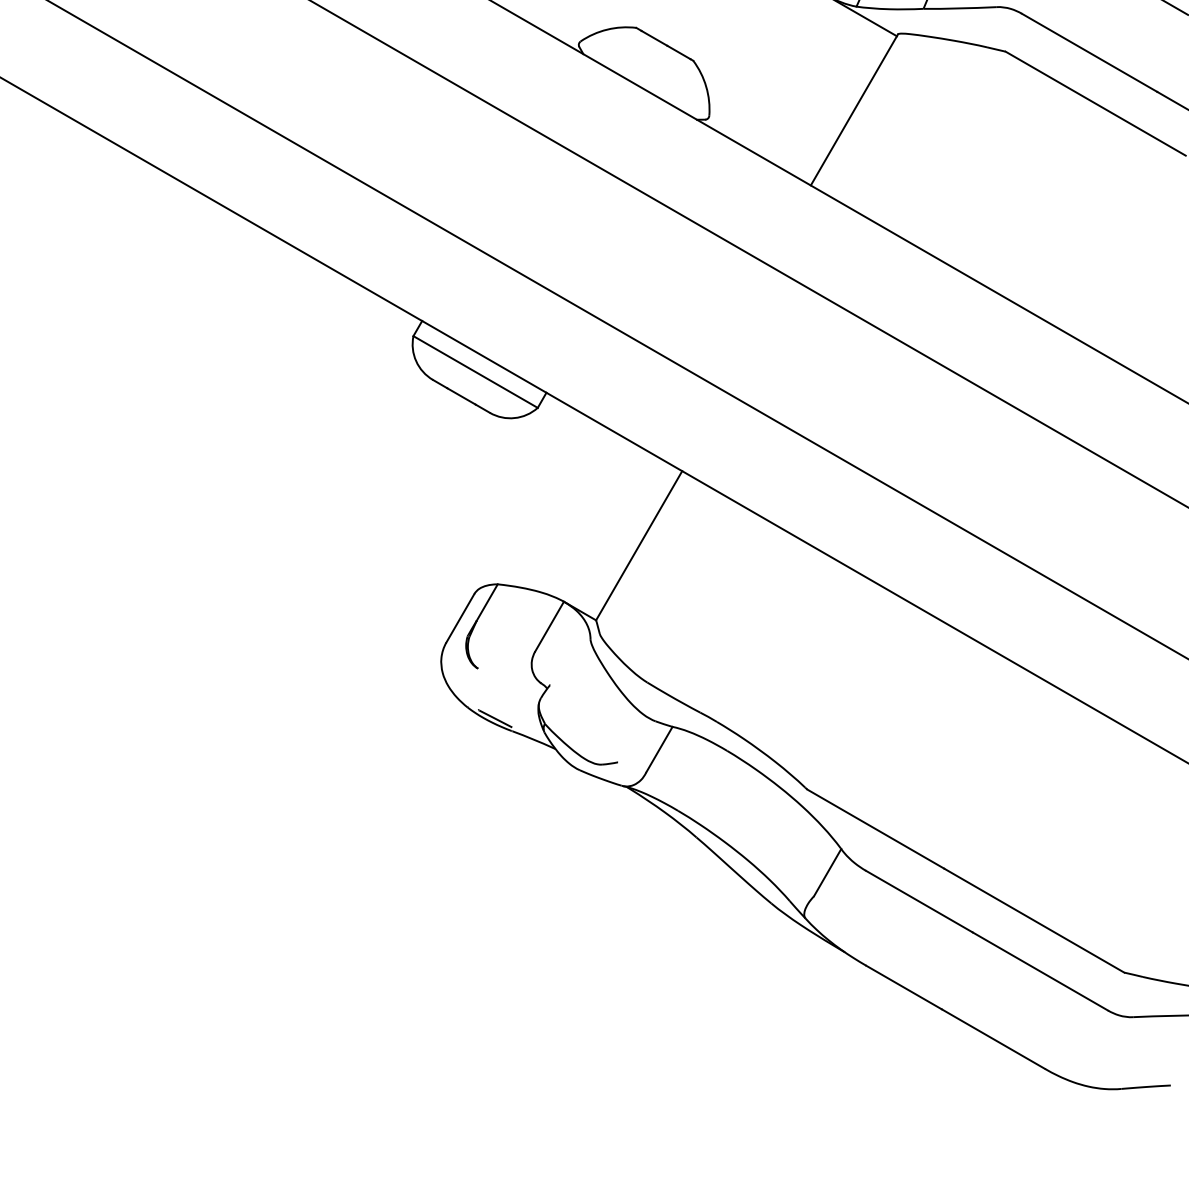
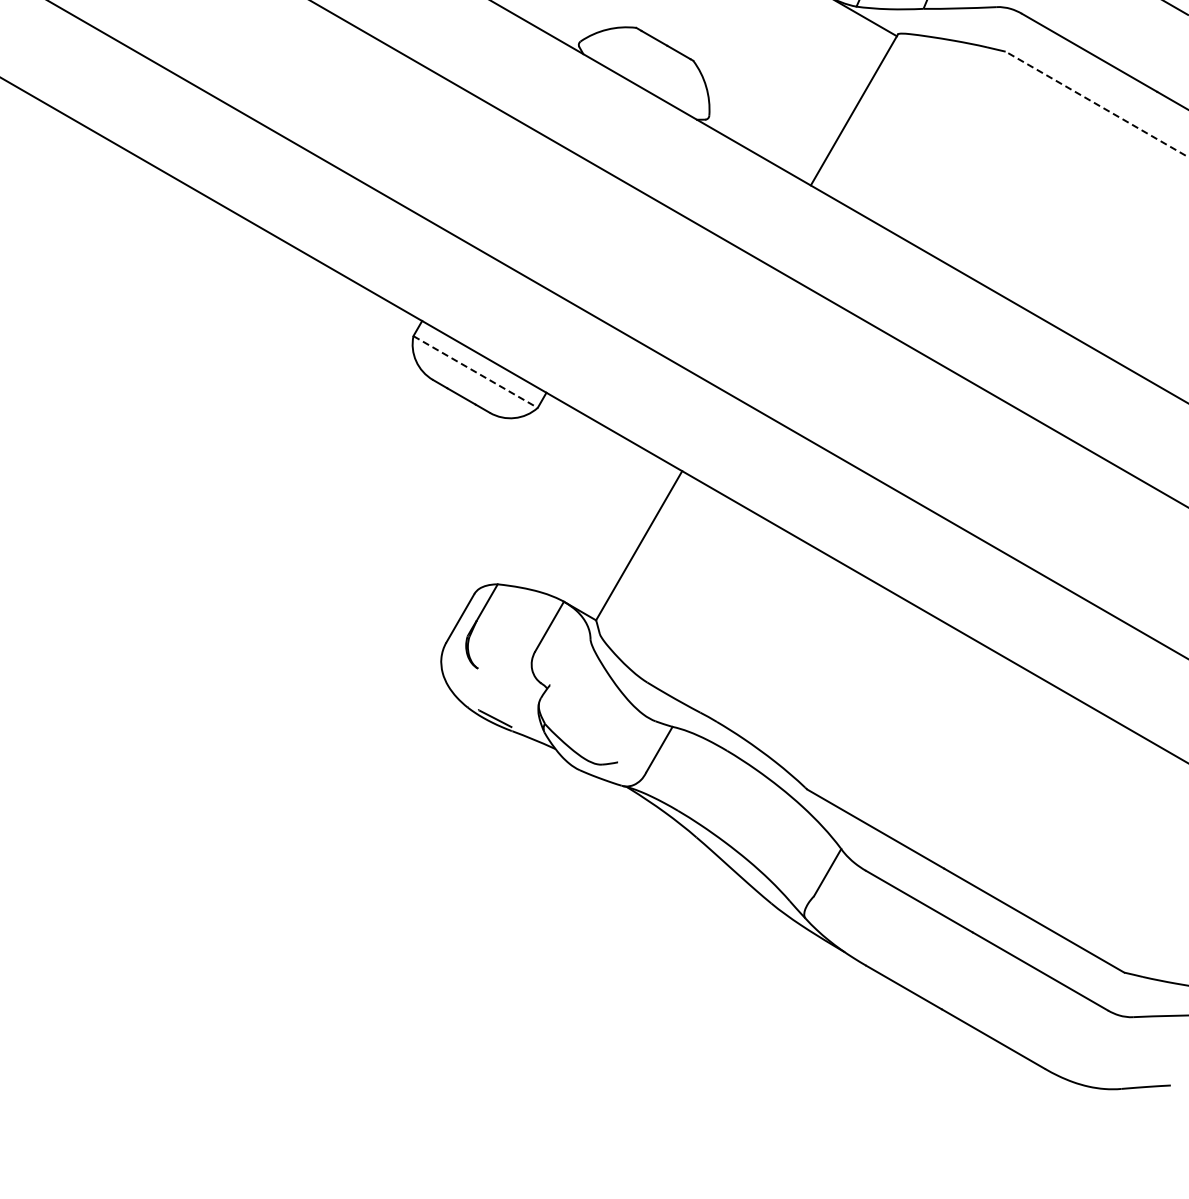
line: solid -> dashed (1095, 103)
line: solid -> dashed (475, 372)
